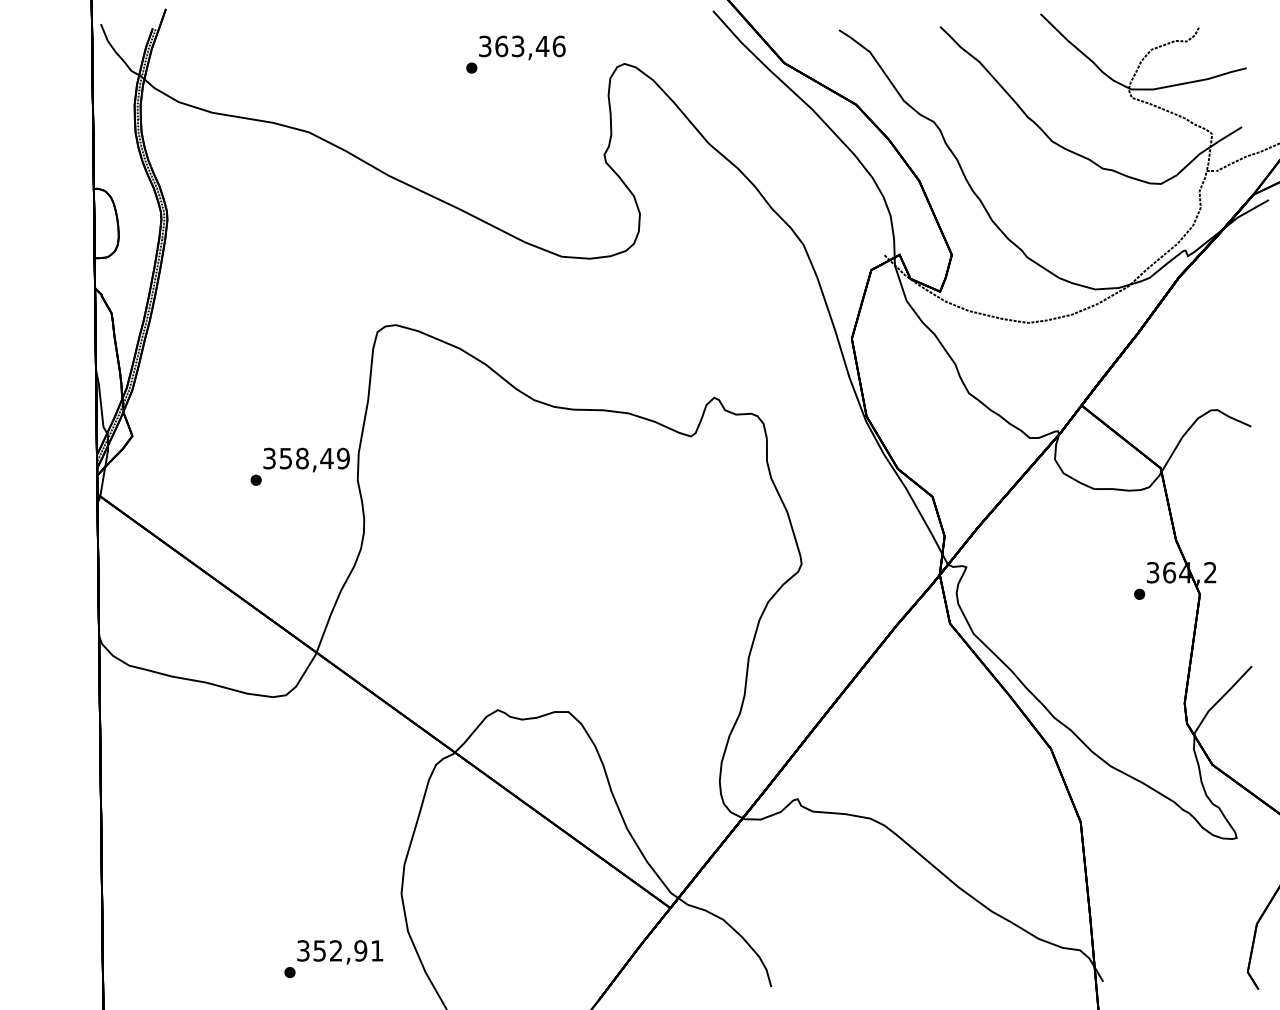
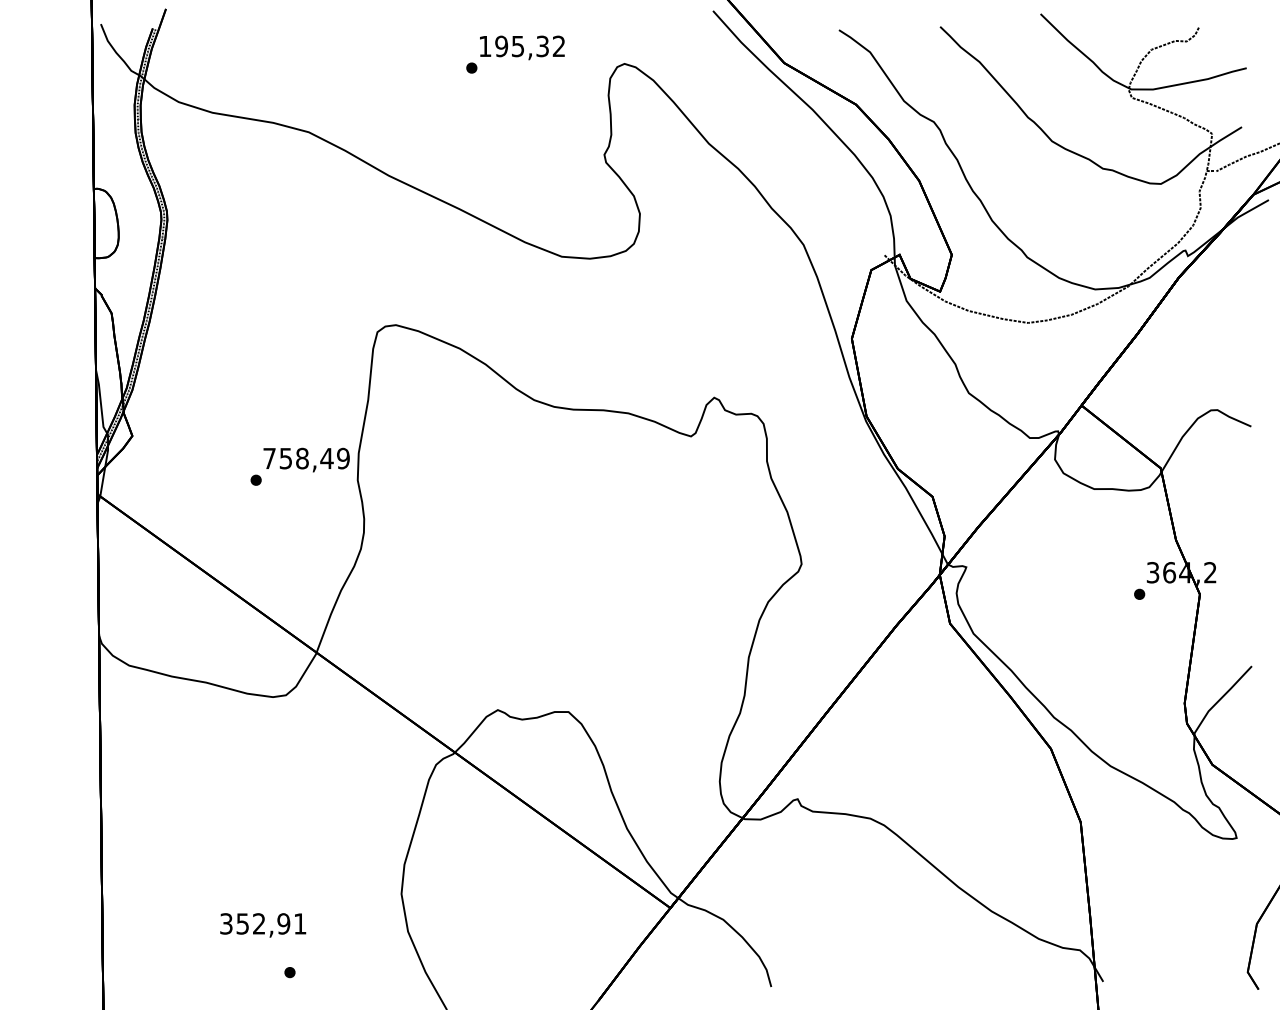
text: 363,46 -> 195,32 (522, 46)
text: 358,49 -> 758,49 (269, 458)
text position: (340, 952) -> (263, 925) (263, 925)
